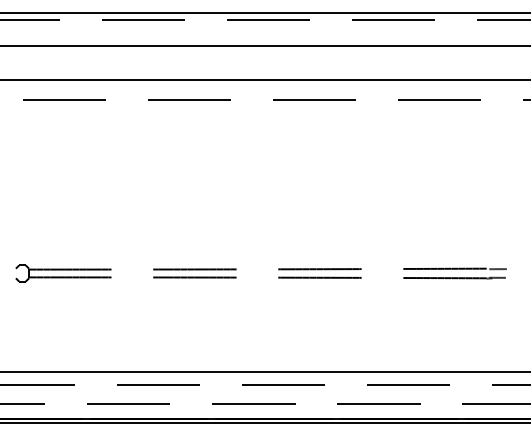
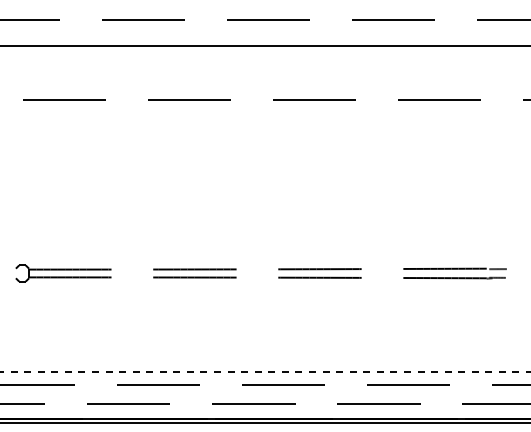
line: present -> none (264, 13)
line: present -> none (264, 80)
line: solid -> dashed (265, 371)
